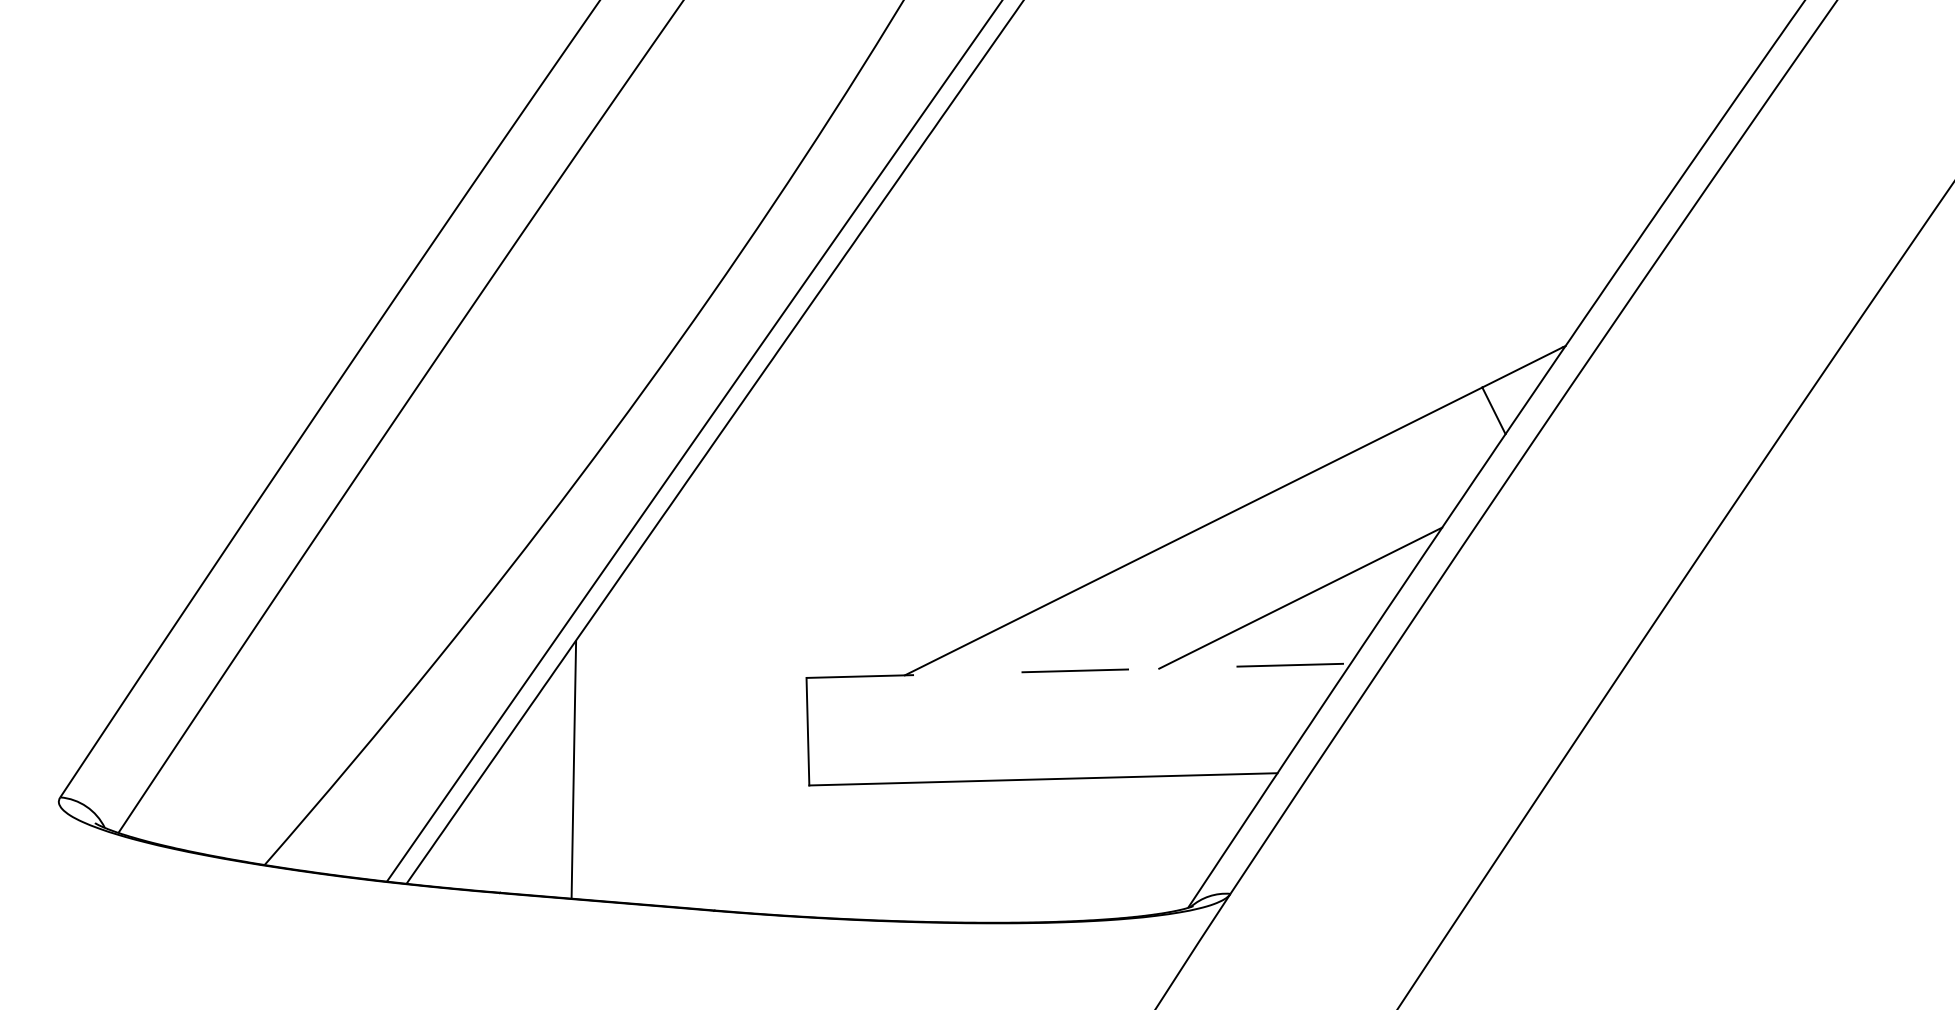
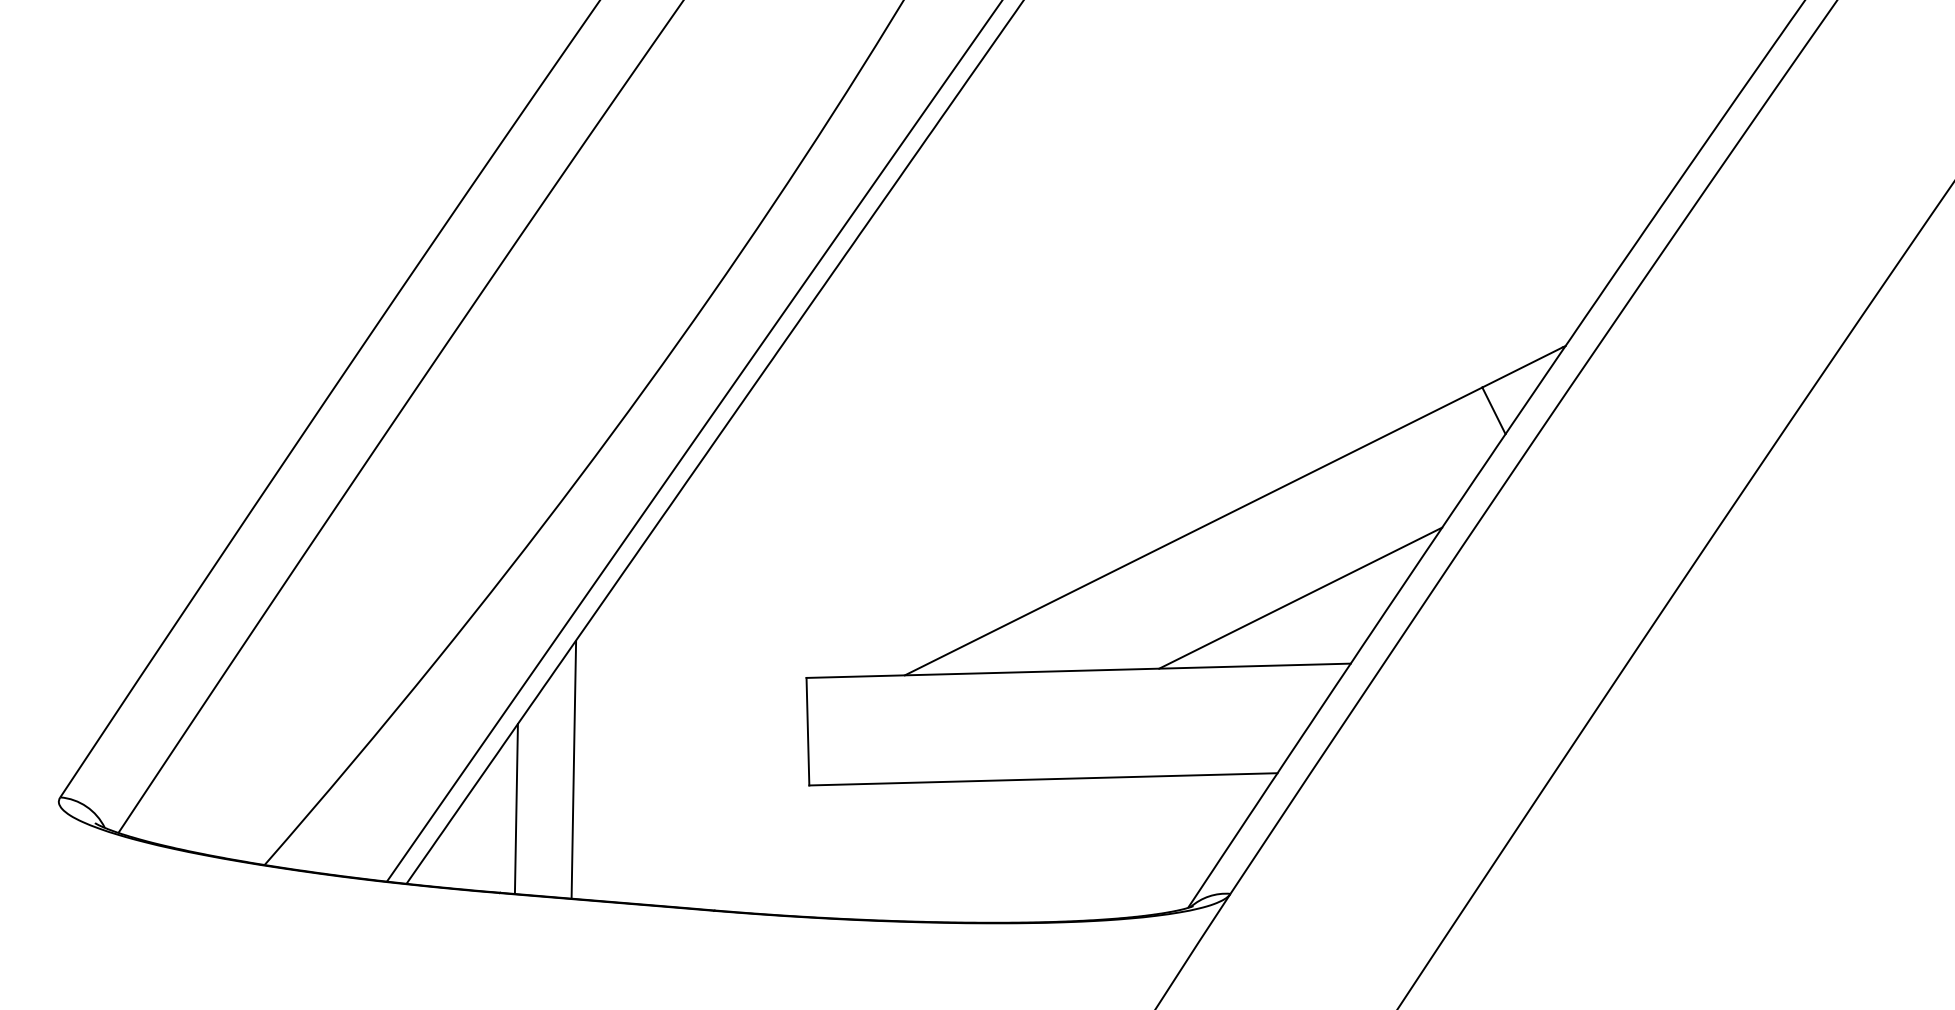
line: dashed -> solid (1079, 670)
line: none -> present (515, 808)
